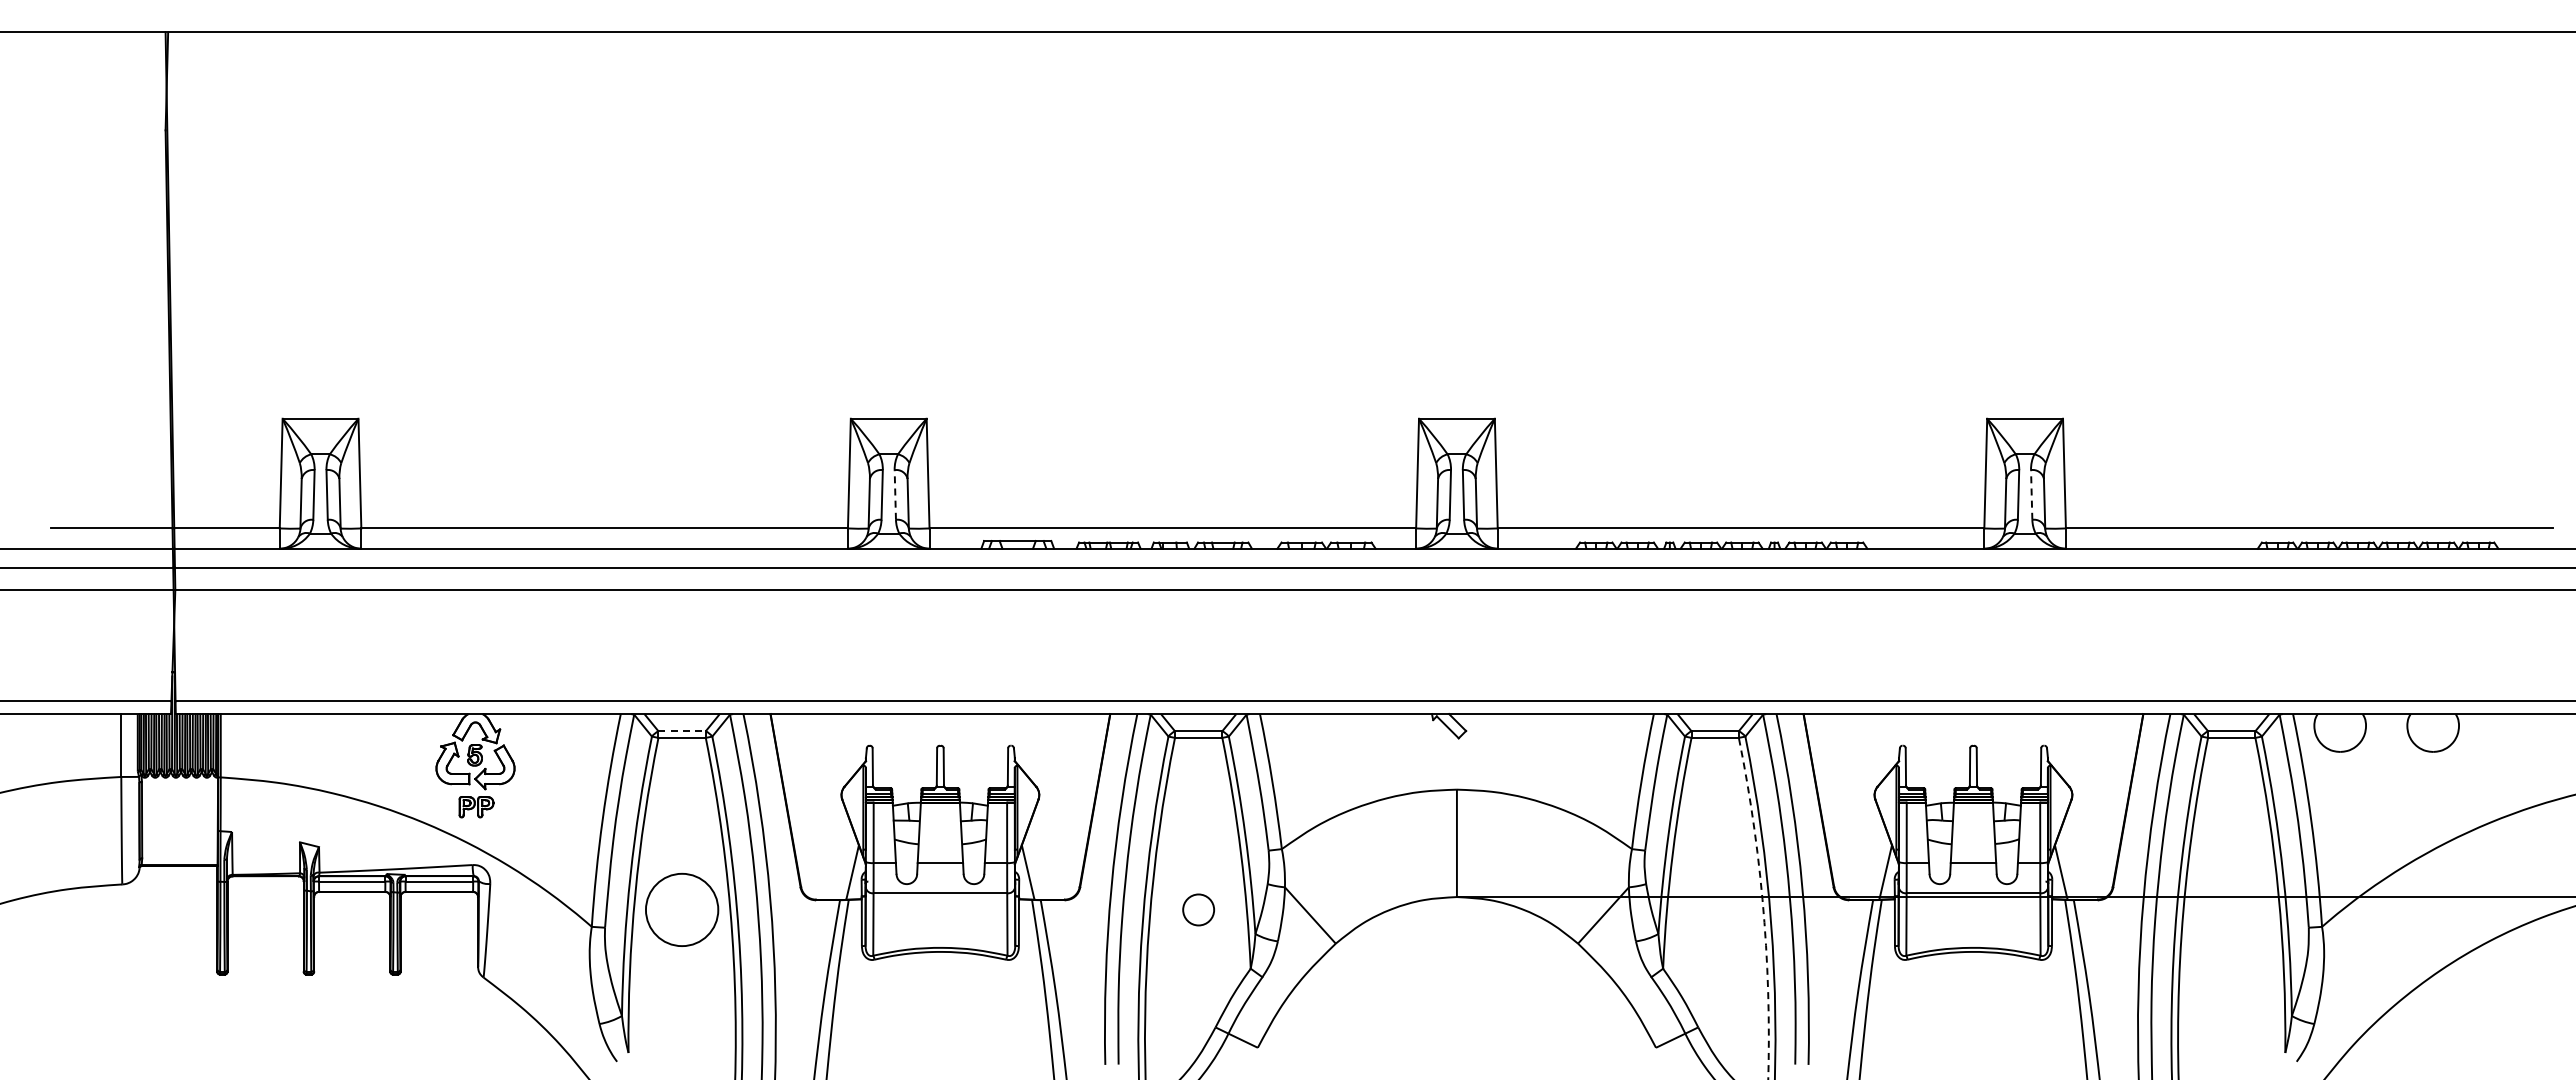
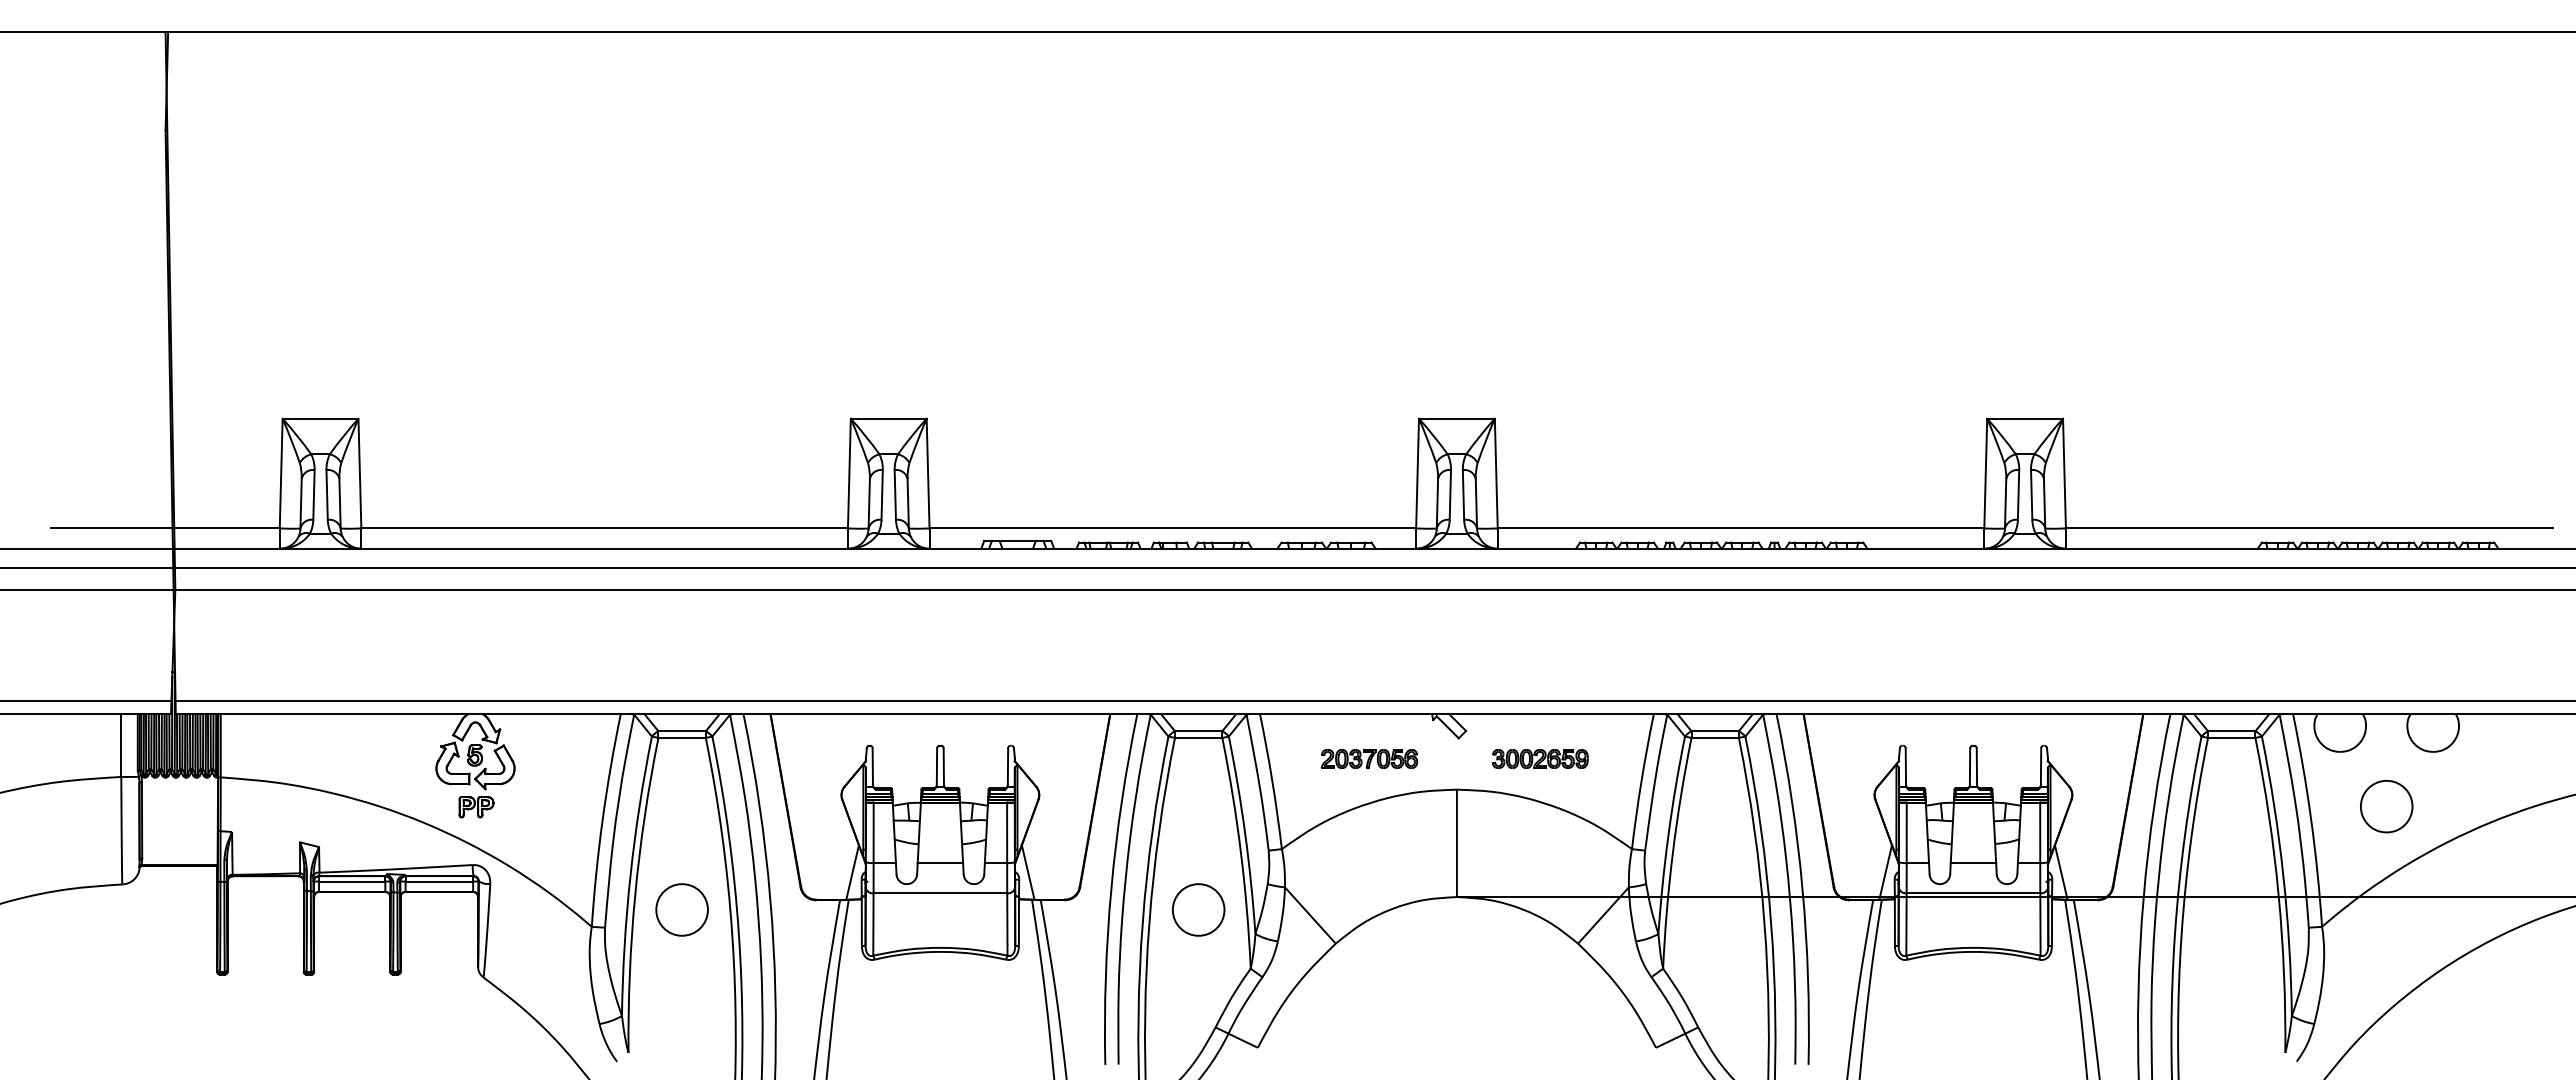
line: dashed -> solid (895, 494)
line: dashed -> solid (2031, 494)
line: dashed -> solid (682, 731)
part: none -> present (1369, 758)
part: none -> present (1540, 758)
part: none -> present (2386, 806)
arc: dashed -> solid (1763, 908)
circle diameter: 72 px -> 52 px (681, 909)
circle diameter: 31 px -> 52 px (1198, 909)
